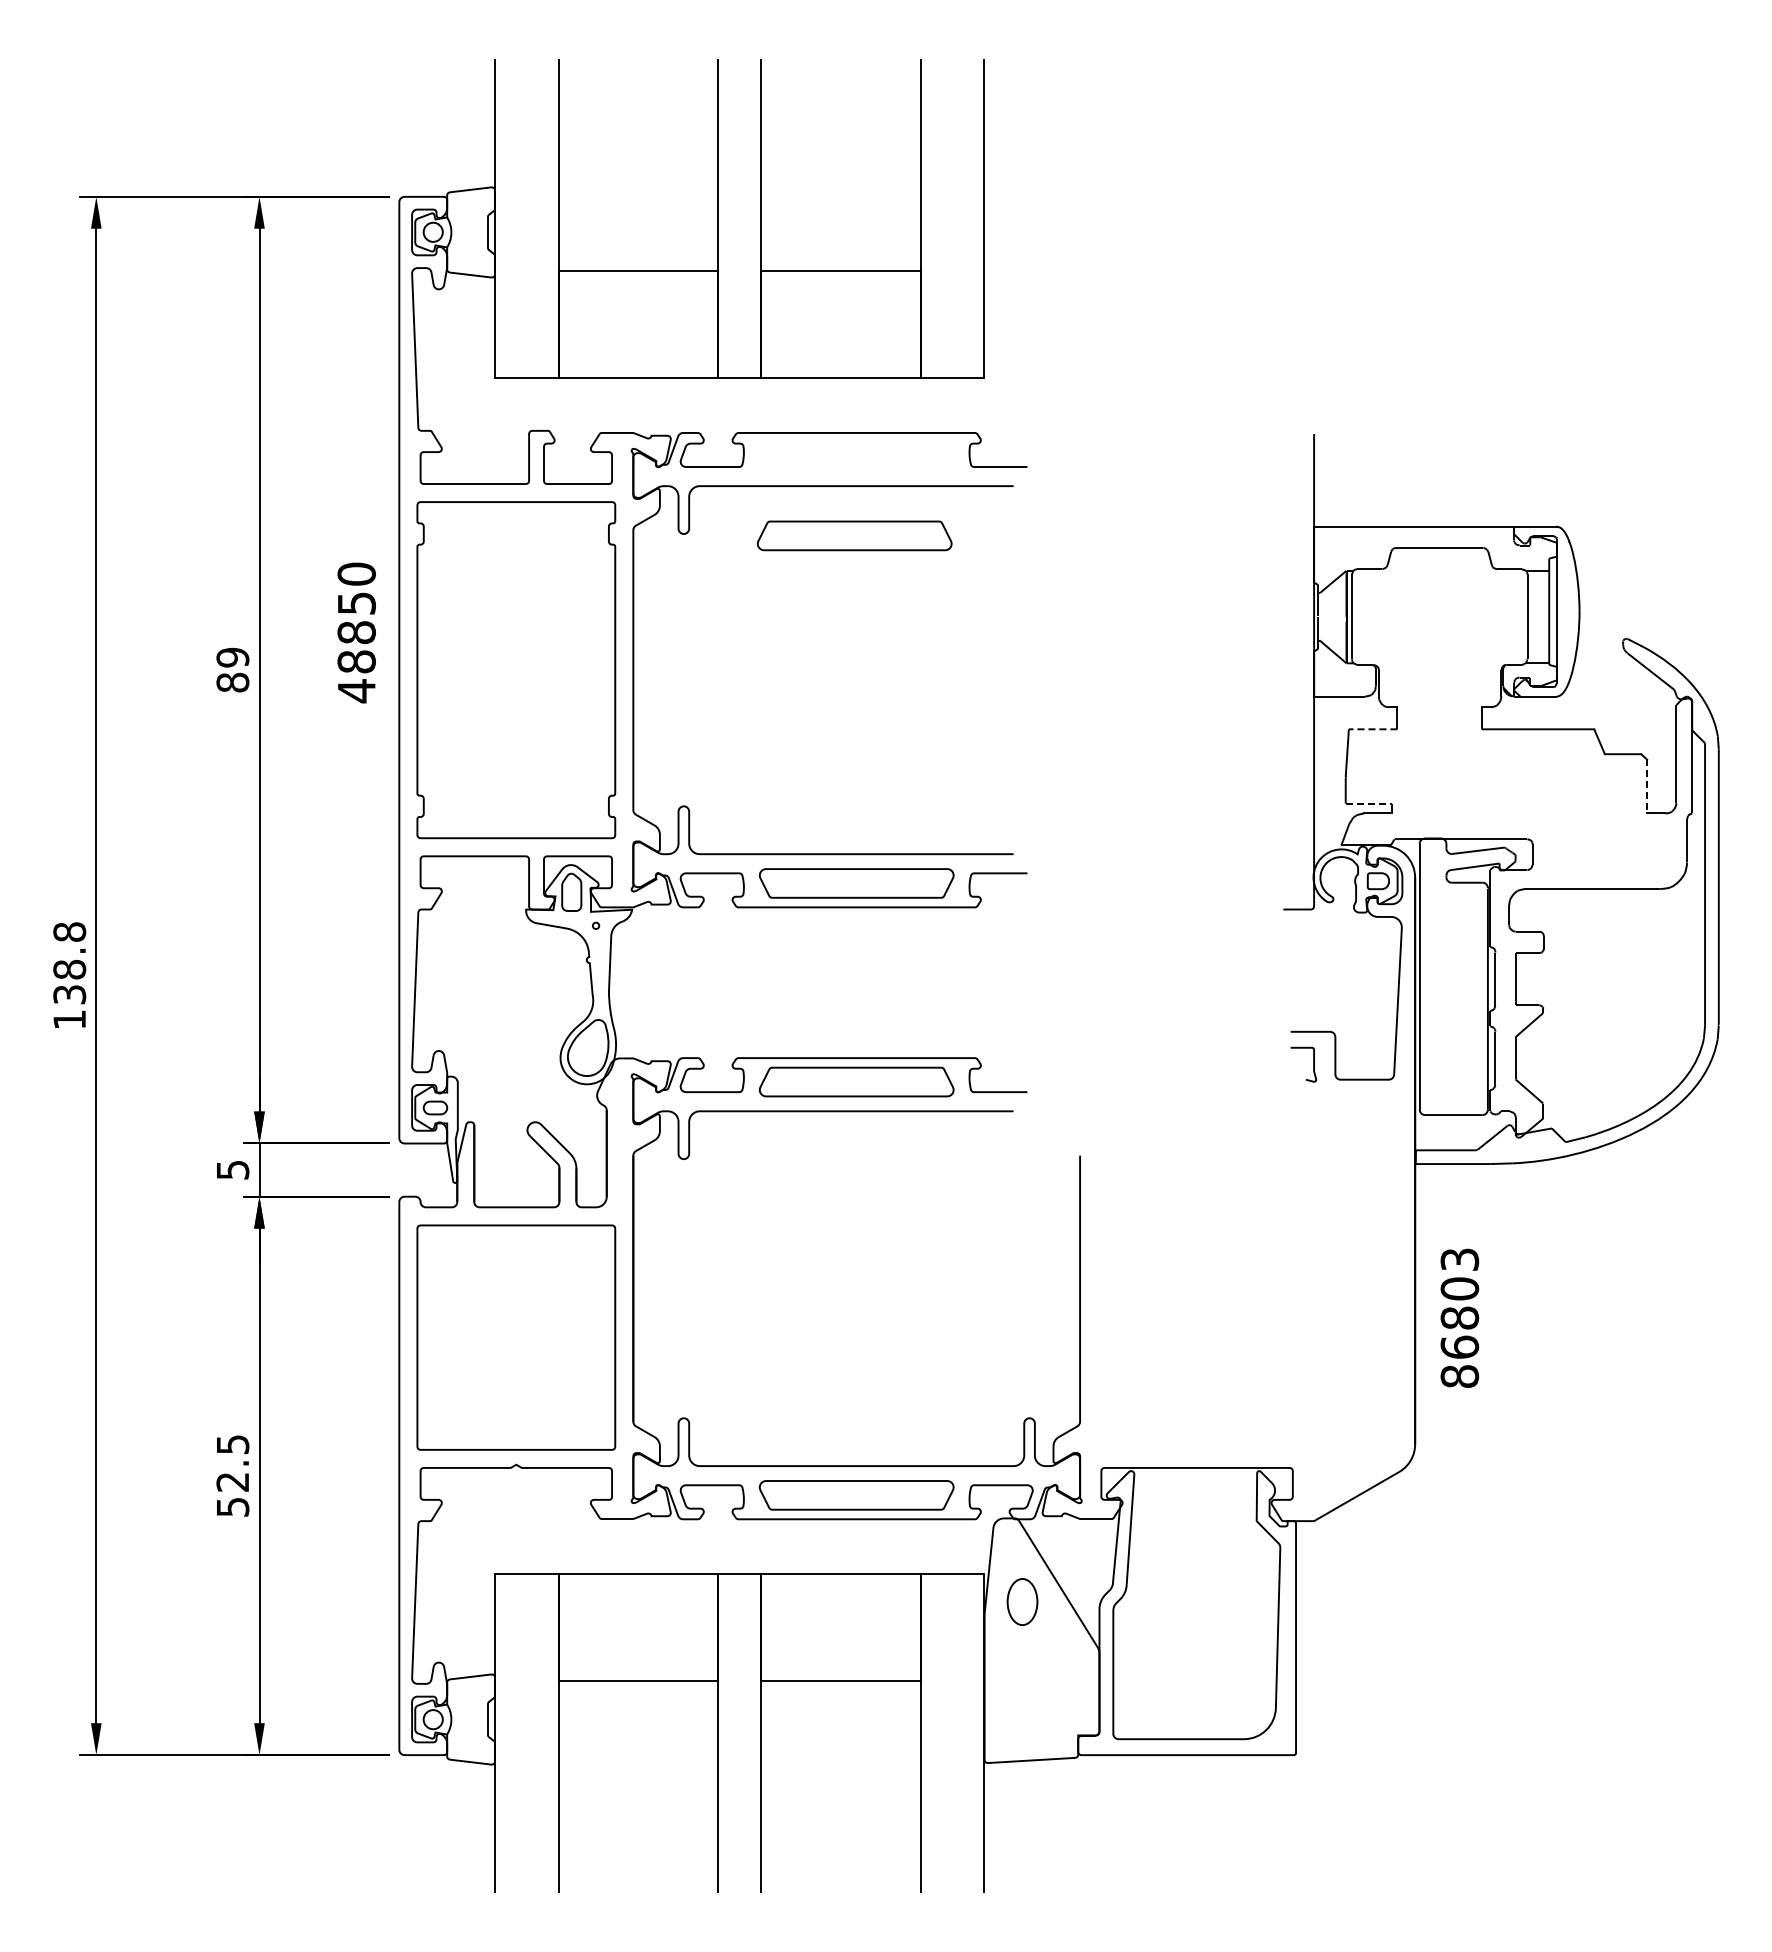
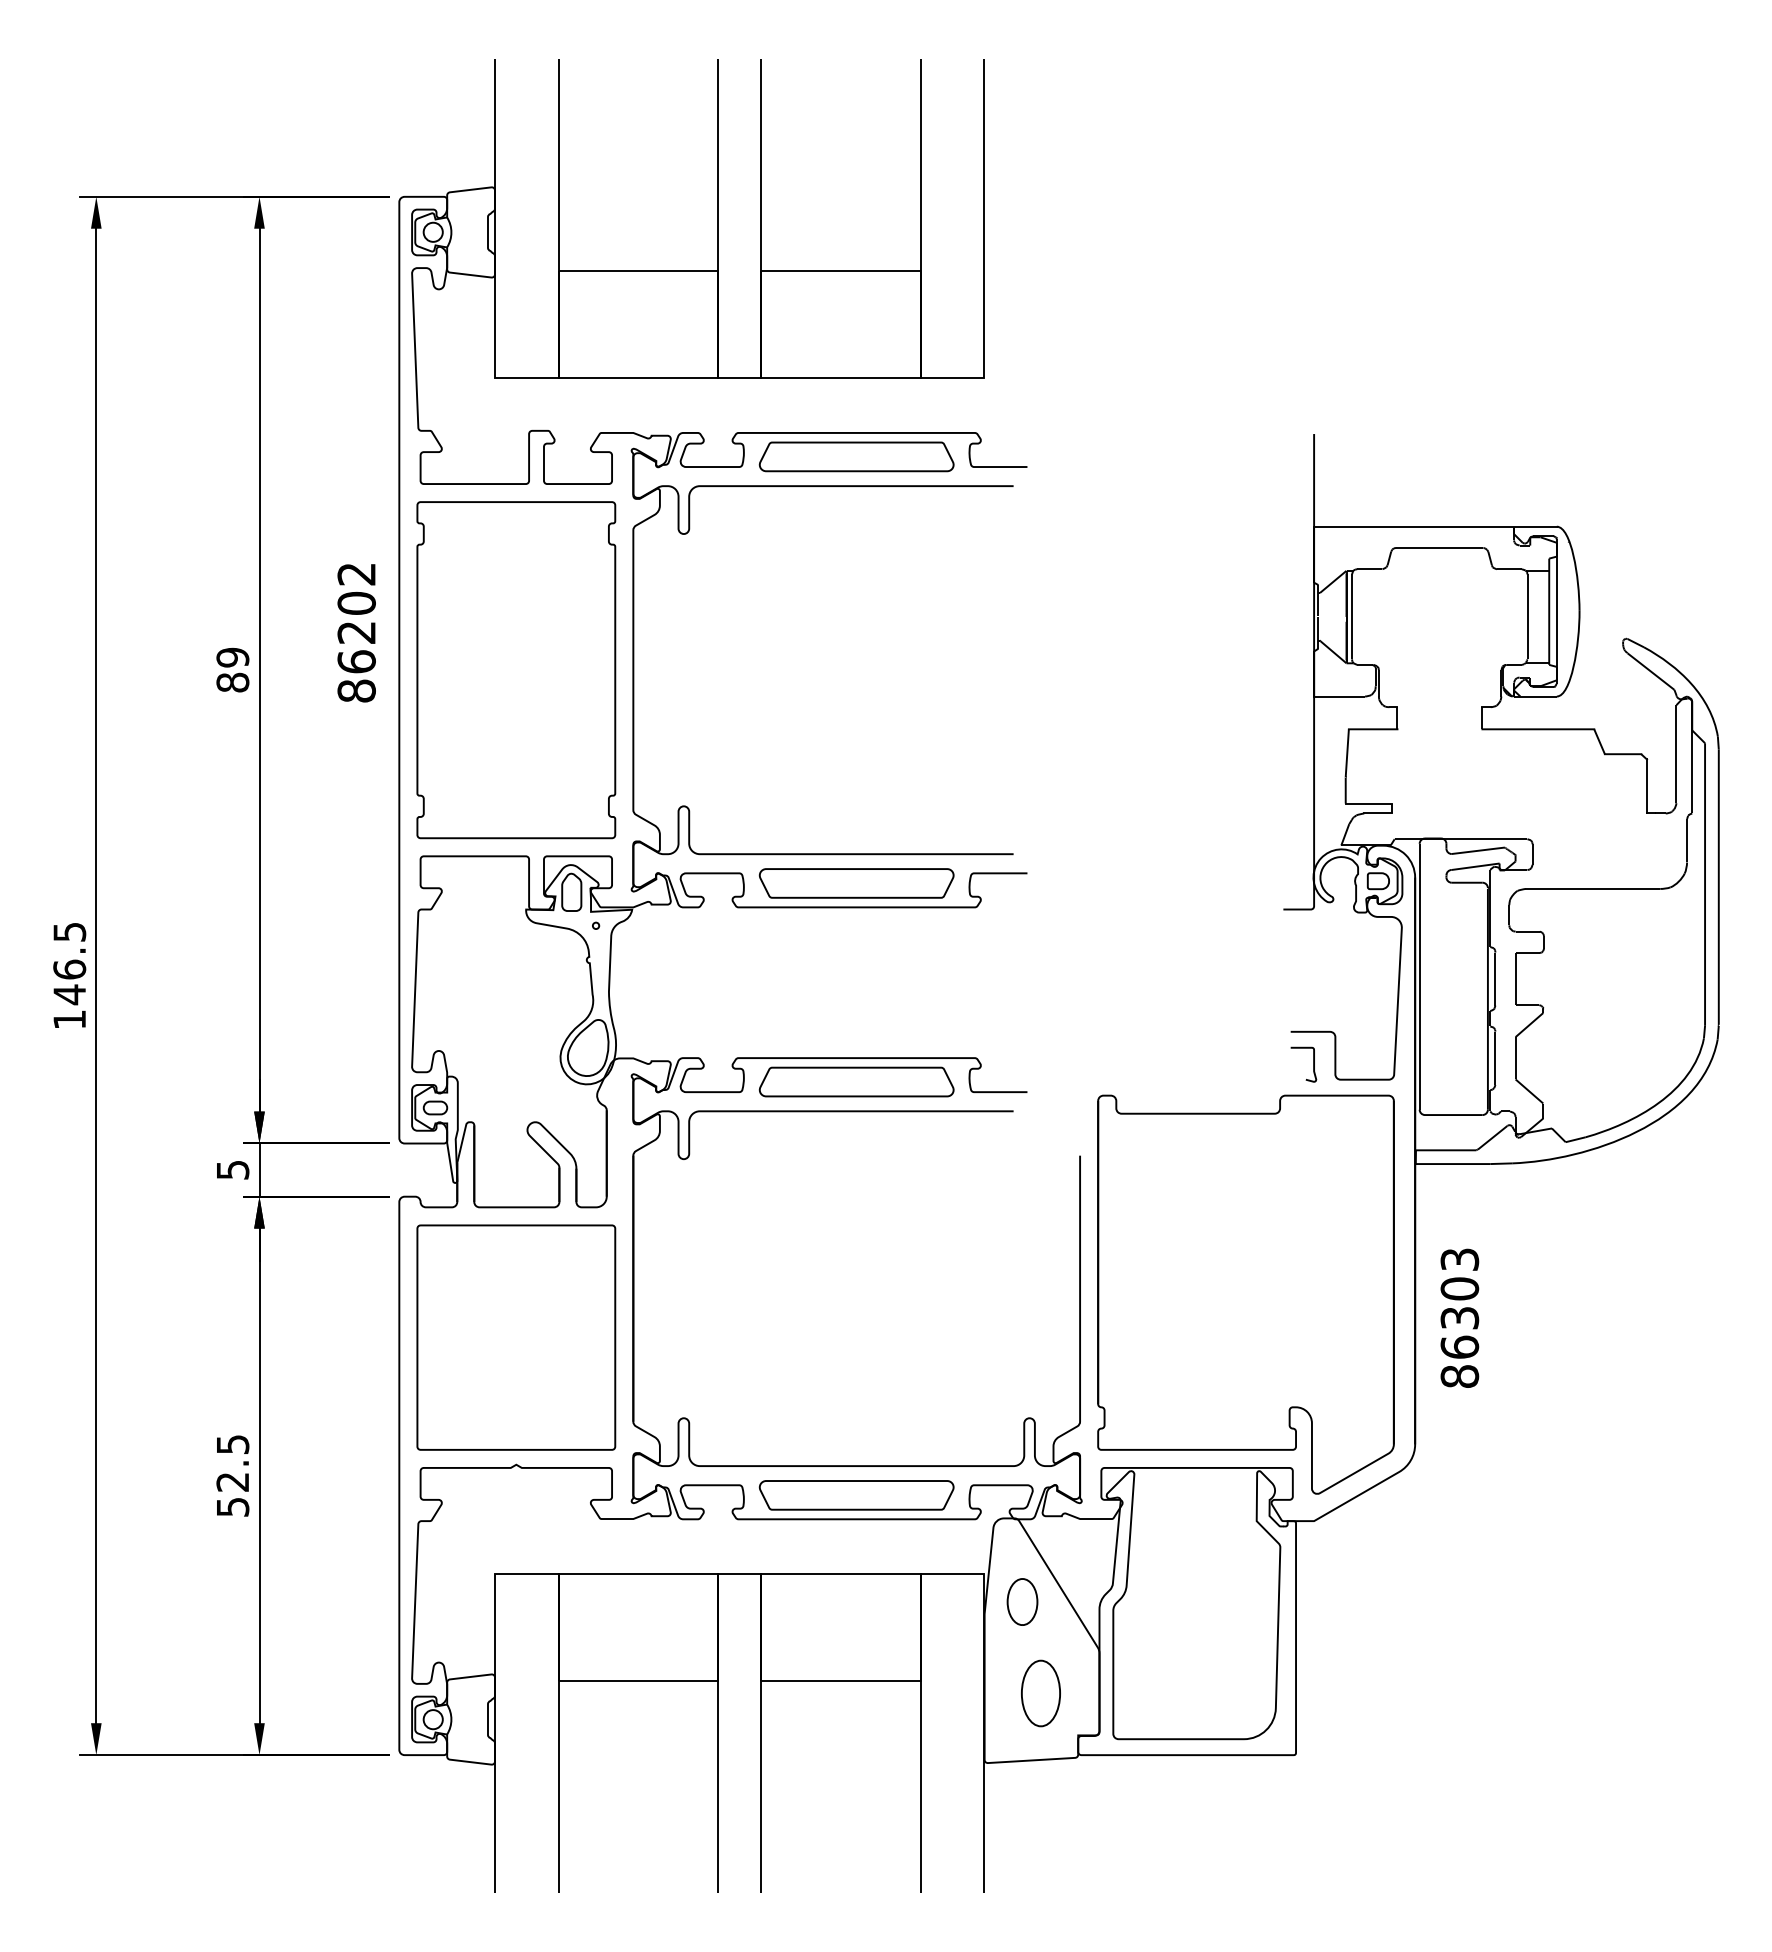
curve position: (854, 522) -> (856, 443) (856, 443)
text: 48850 -> 86202 (356, 632)
line: dashed -> solid (1372, 729)
line: dashed -> solid (1646, 786)
line: dashed -> solid (1368, 803)
text: 138.8 -> 146.5 (69, 963)
part: none -> present (1245, 1294)
text: 86803 -> 86303 (1459, 1317)
part: none -> present (1040, 1693)
